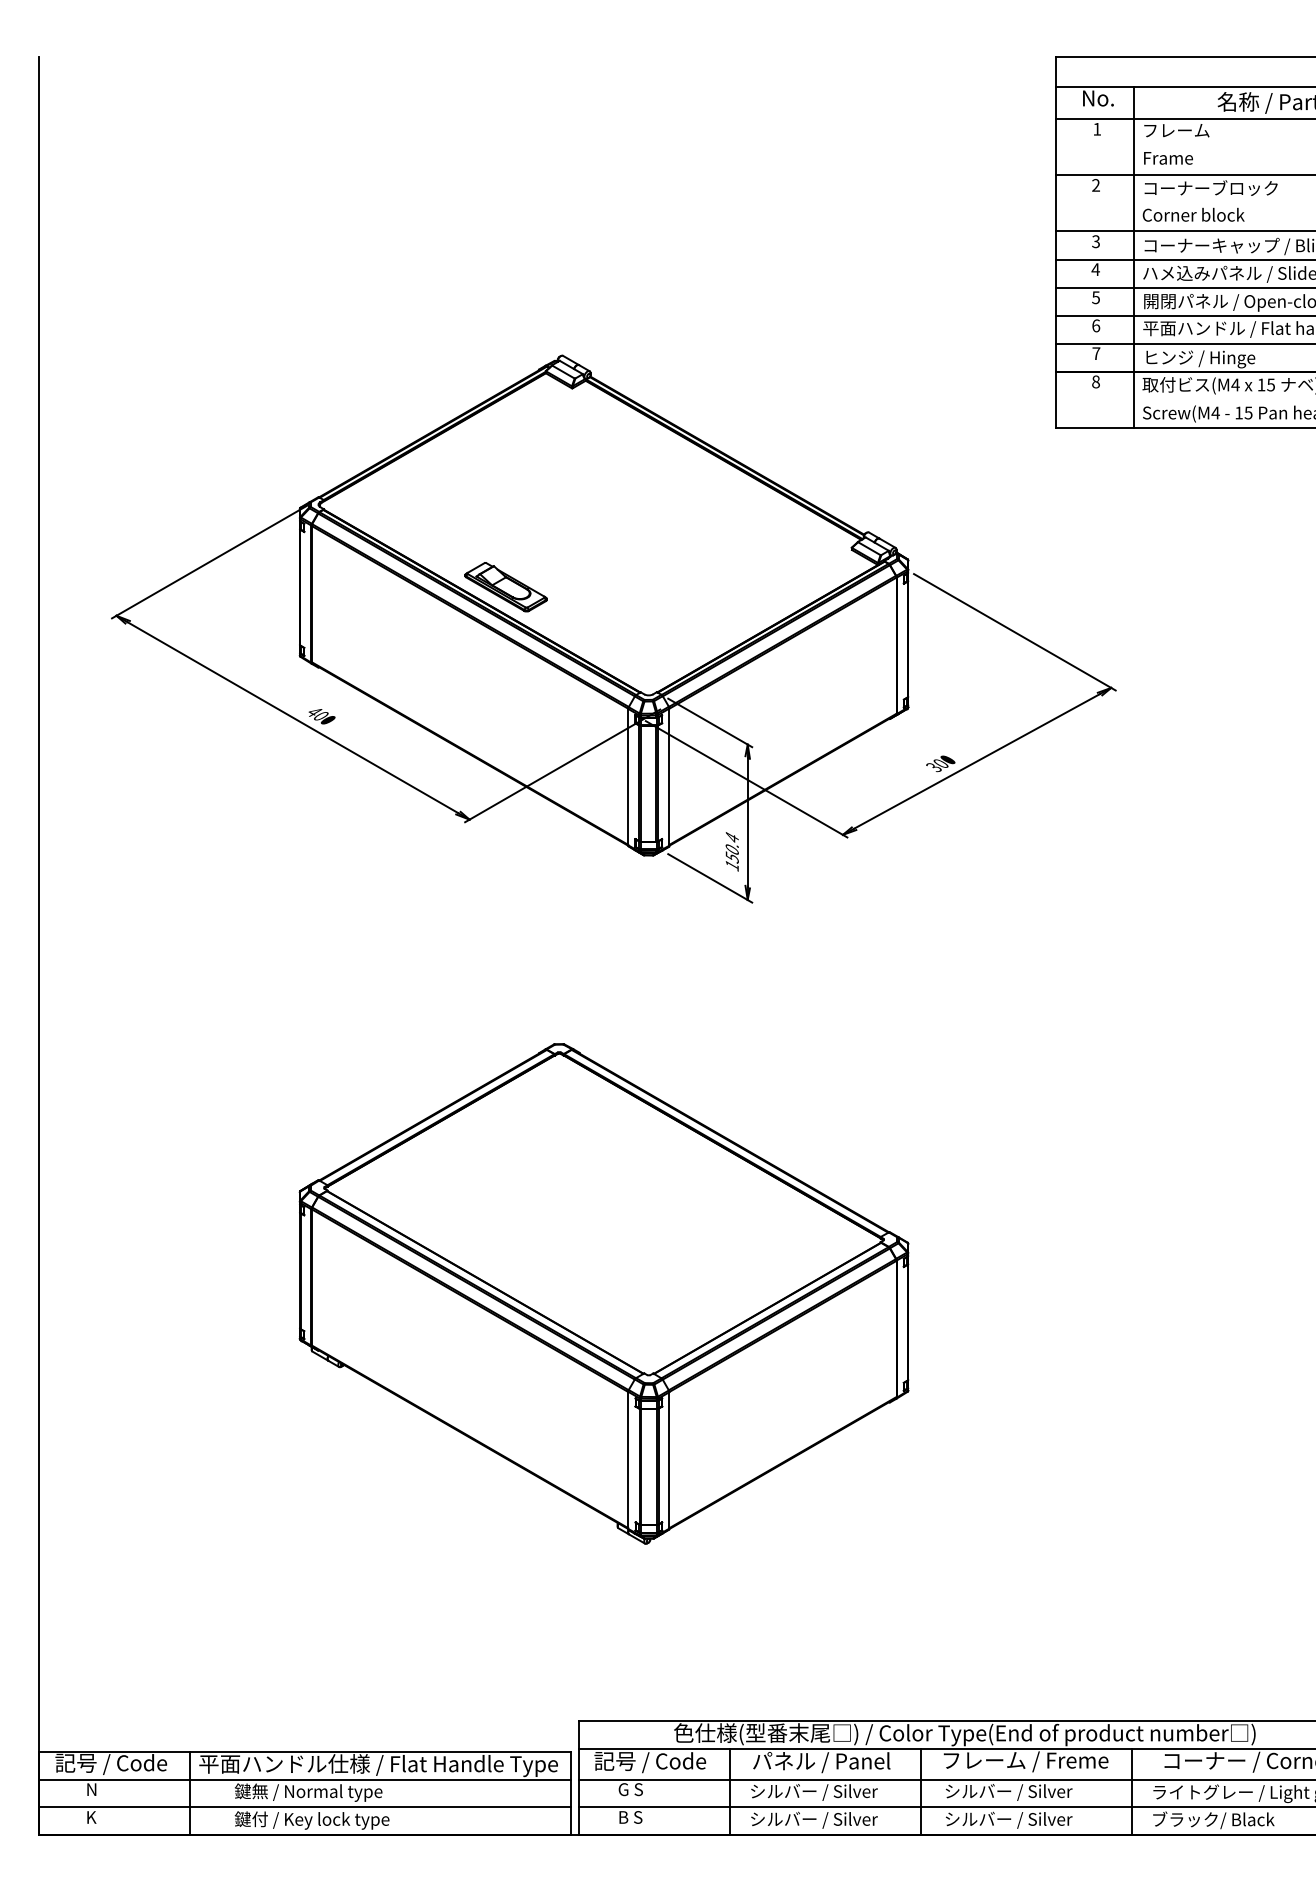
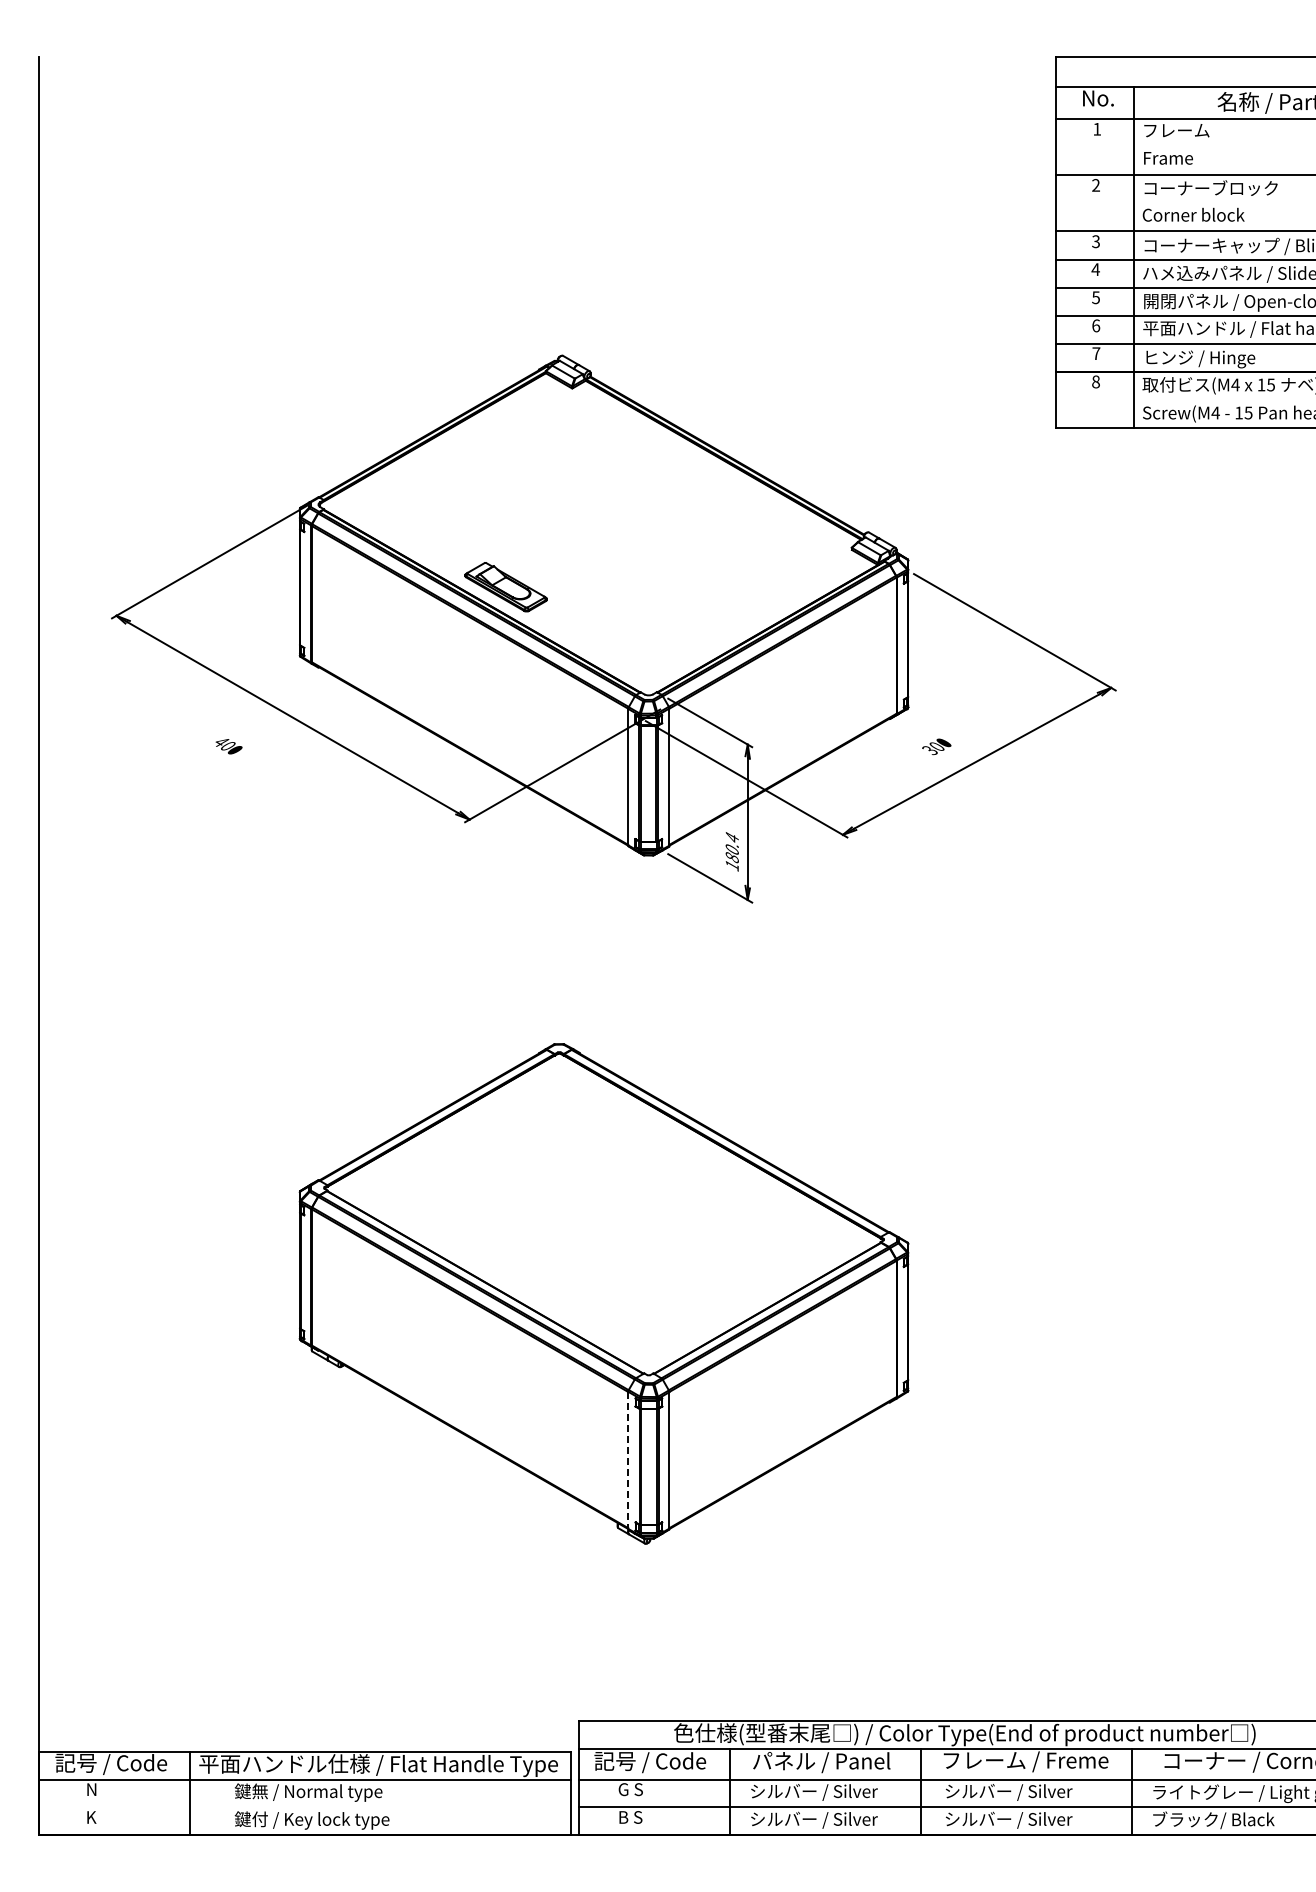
text position: (321, 716) -> (228, 746) (228, 746)
text position: (940, 763) -> (936, 746) (936, 746)
text: 150.4 -> 180.4 (731, 857)
line: solid -> dashed (628, 1460)
line: present -> none (304, 1807)
